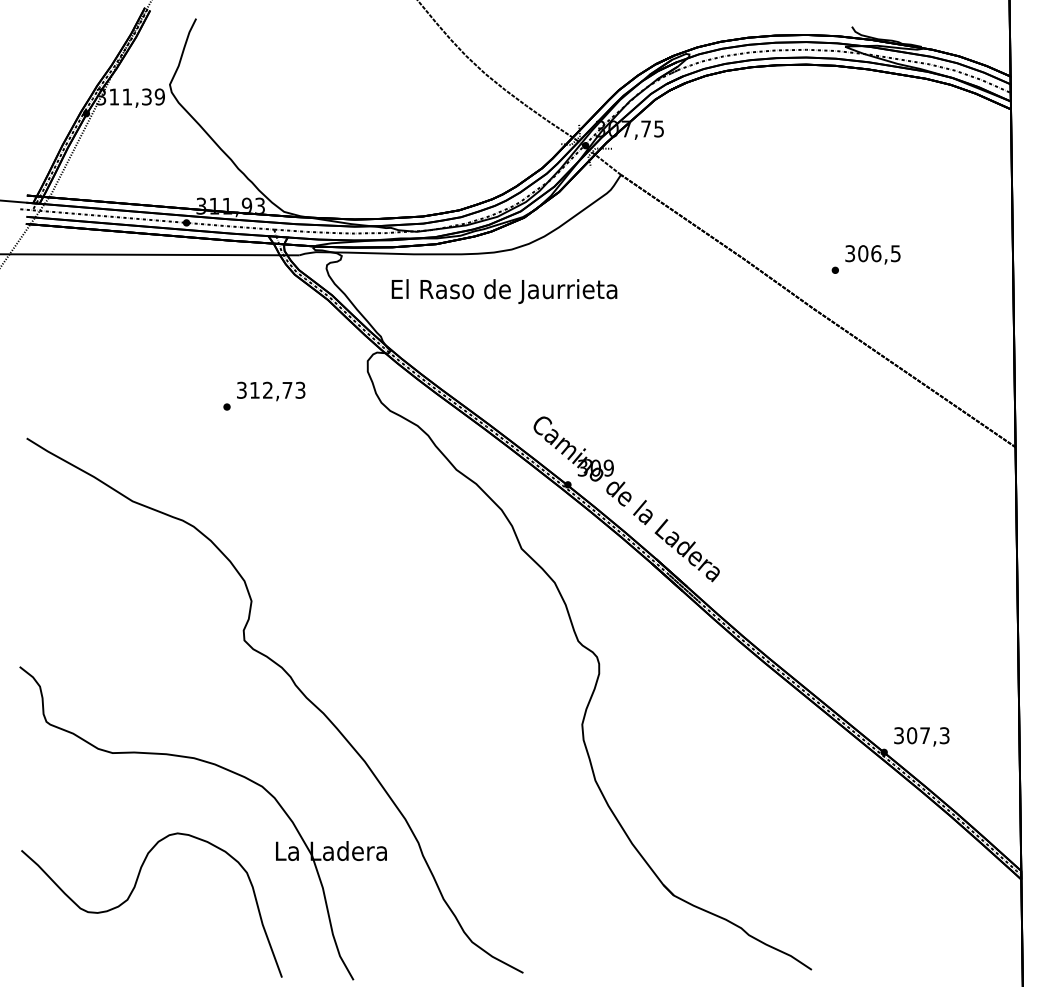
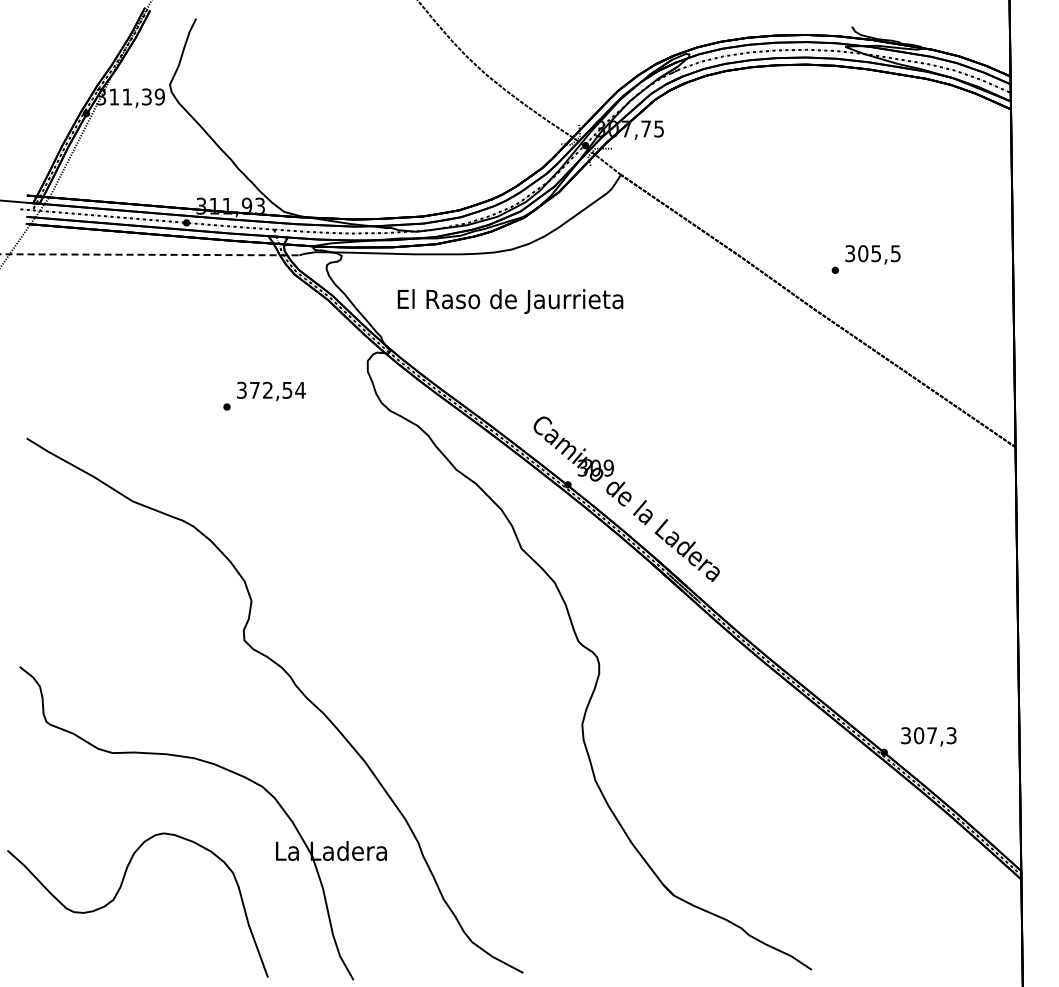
text: 306,5 -> 305,5 (876, 253)
line: solid -> dashed (150, 254)
text position: (504, 291) -> (510, 301) (510, 301)
text: 312,73 -> 372,54 (277, 389)
text position: (921, 736) -> (928, 736) (928, 736)
curve position: (132, 893) -> (118, 893) (118, 893)
